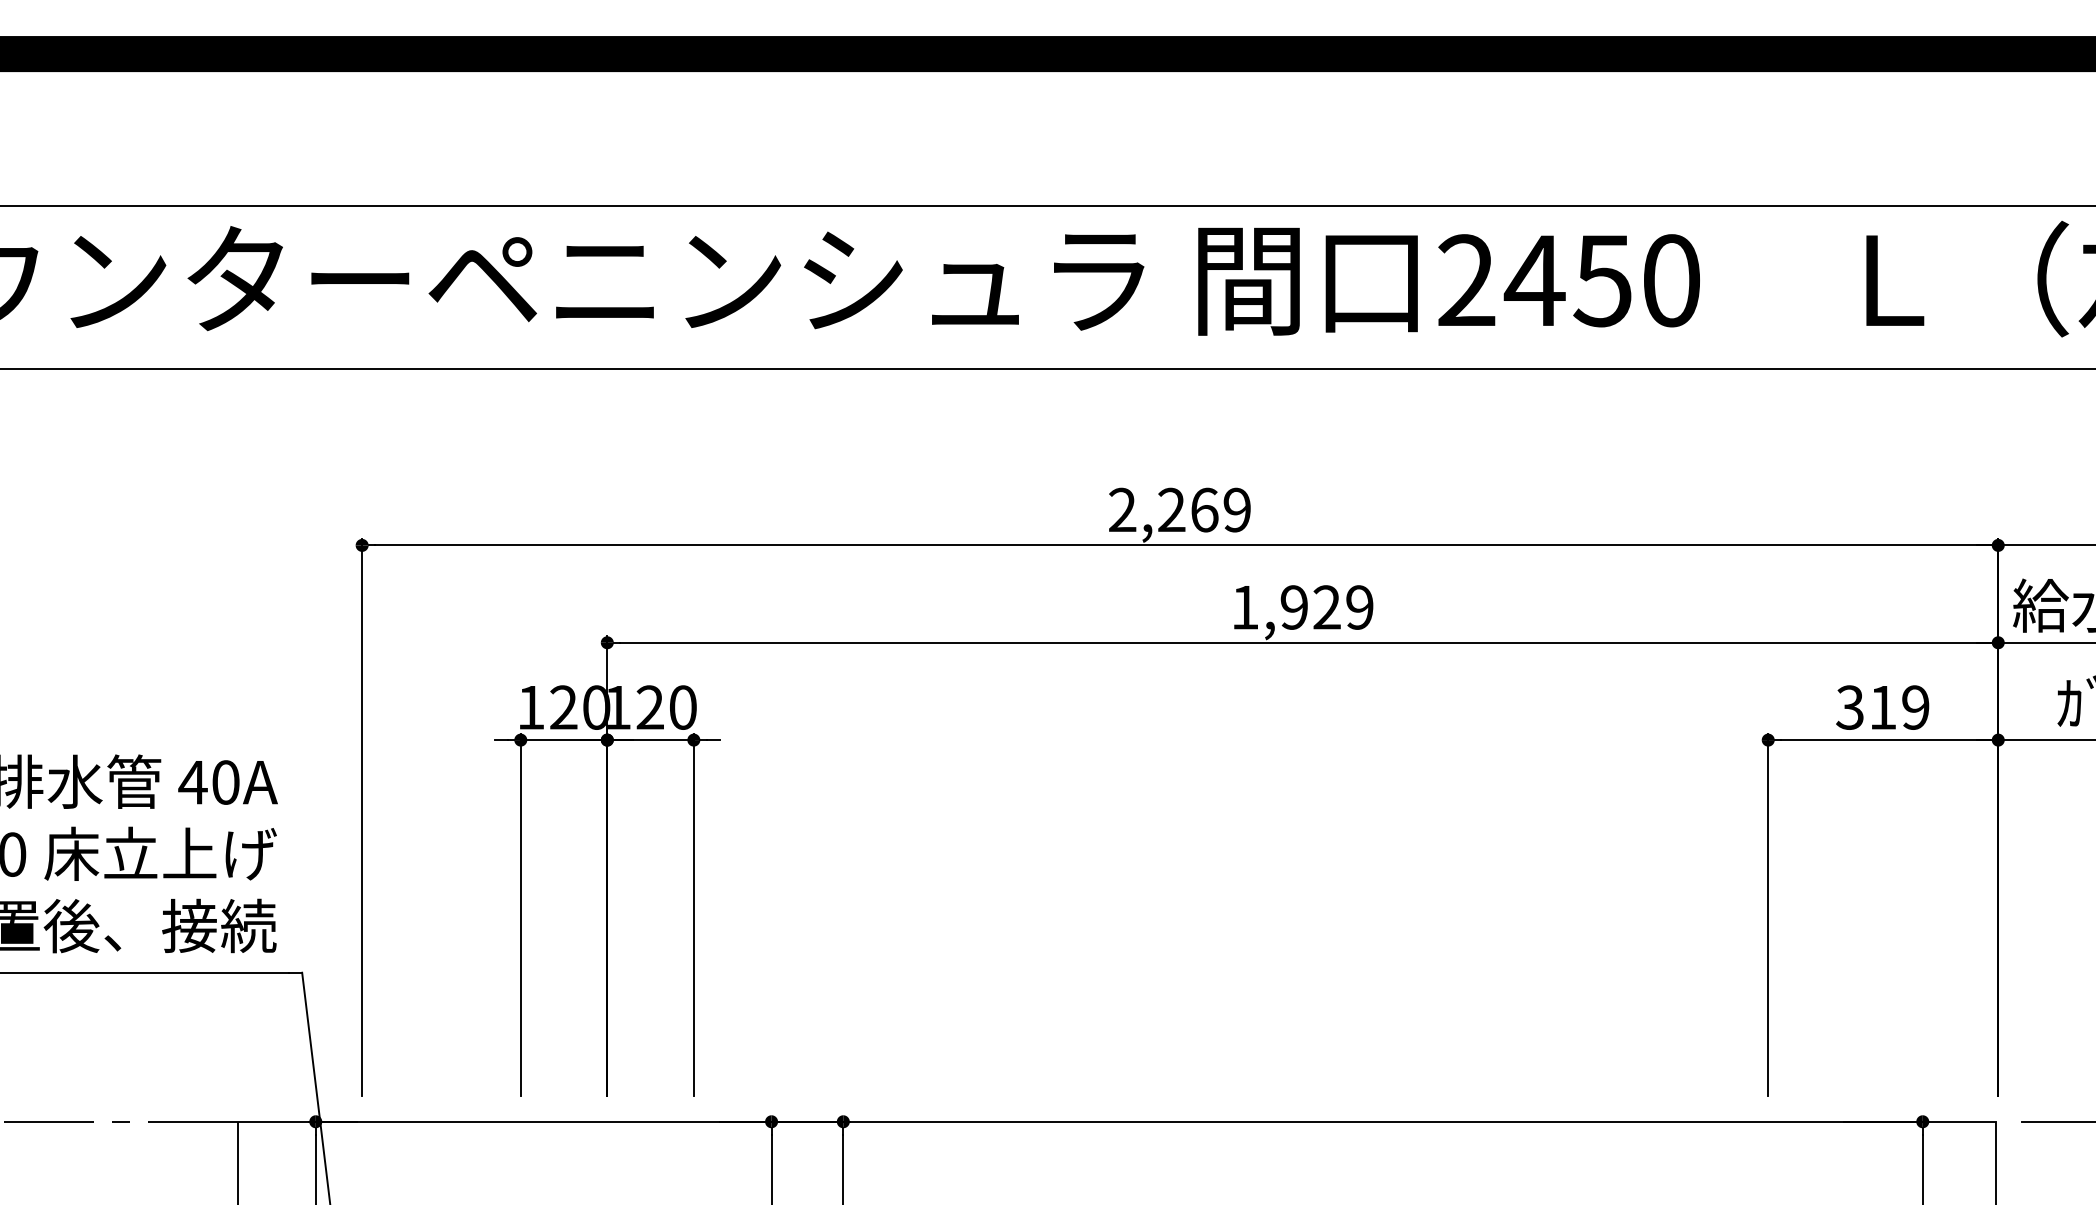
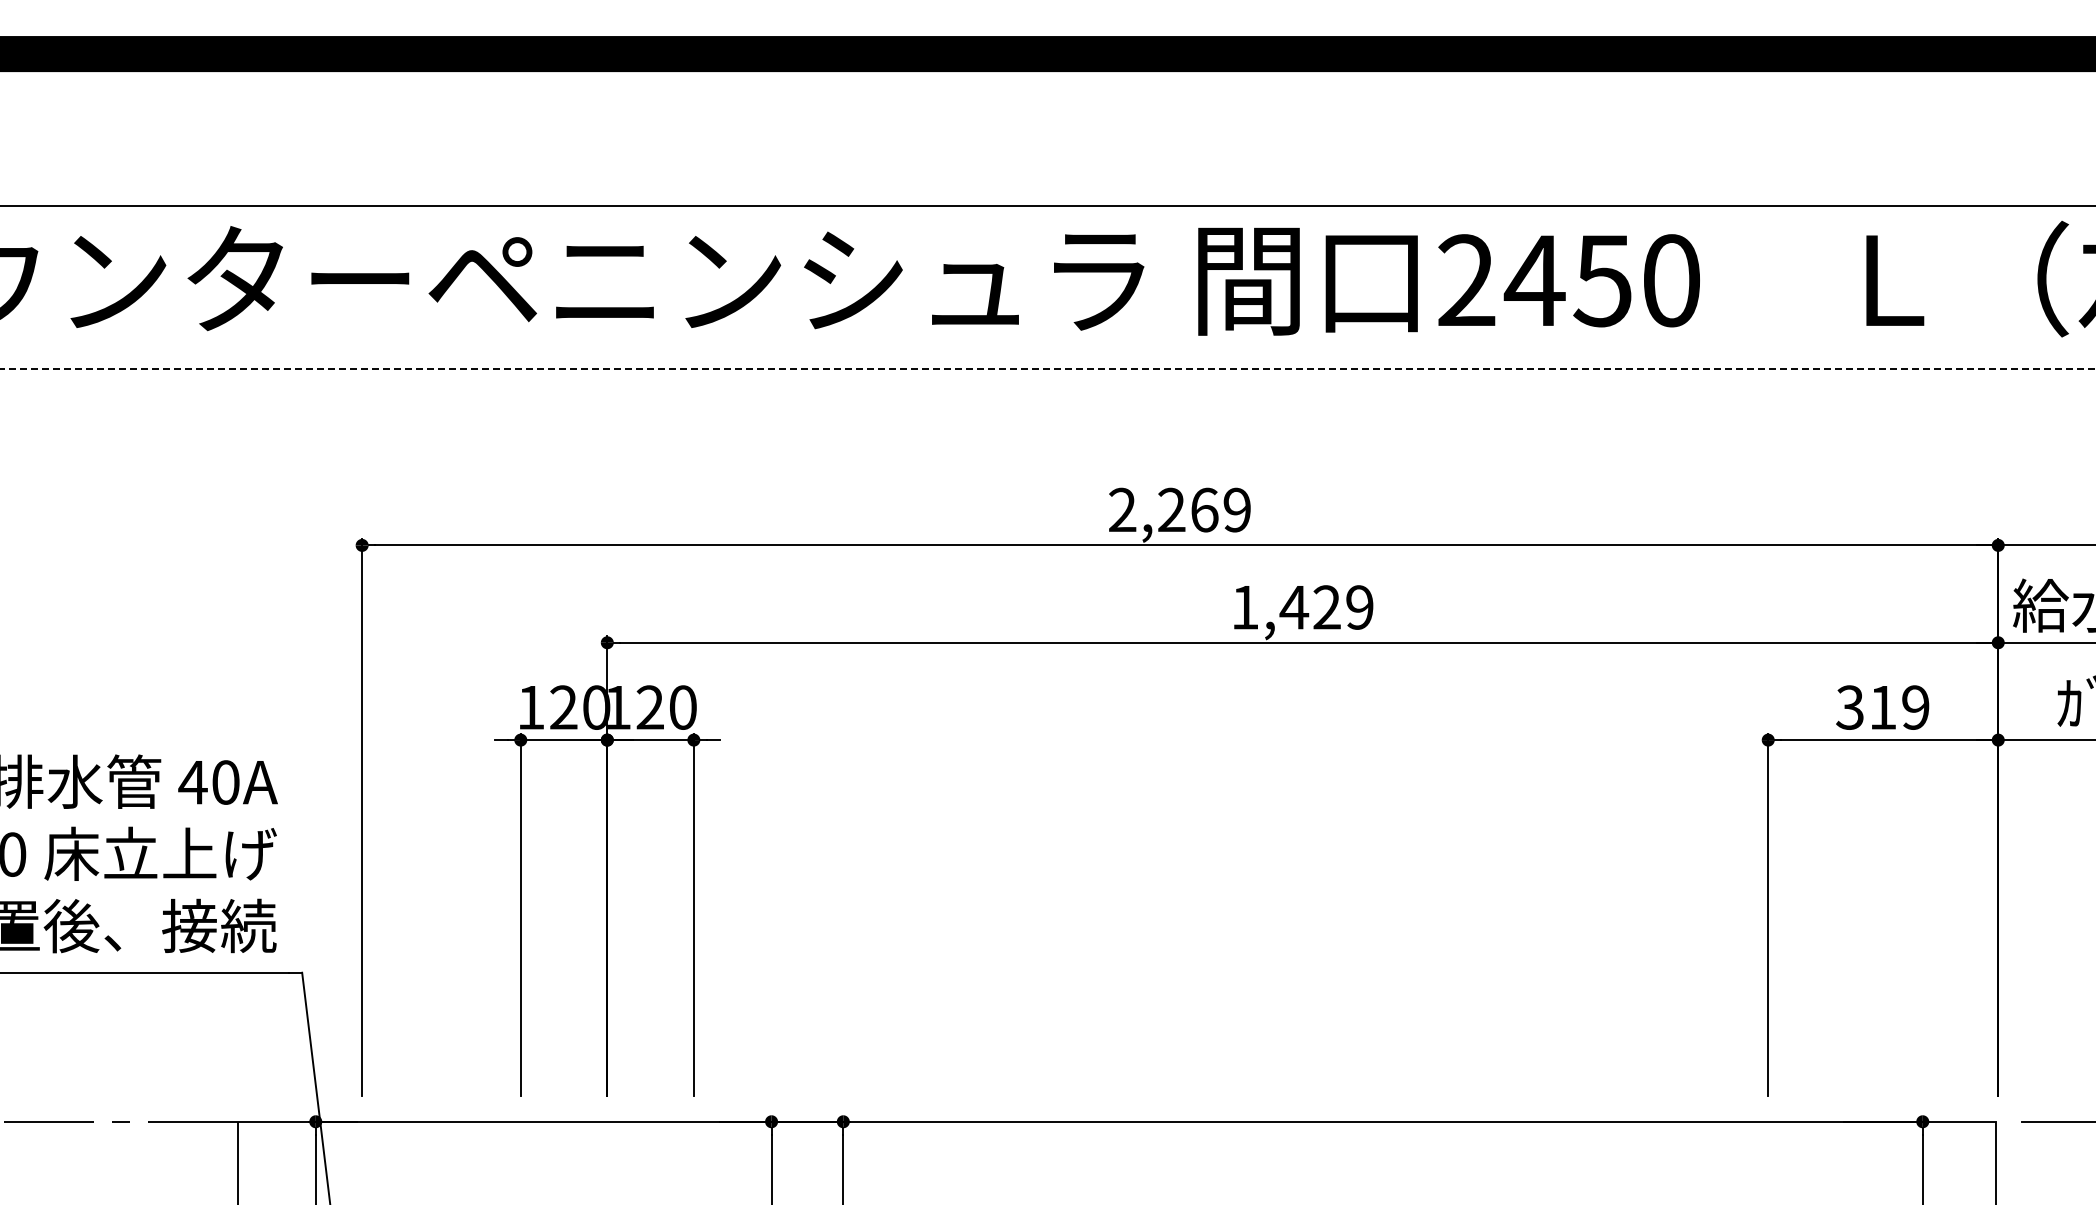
line: solid -> dashed (1048, 368)
text: 1,929 -> 1,429 (1294, 607)
